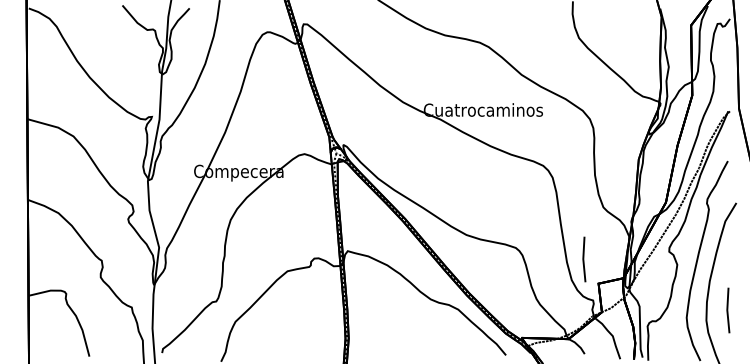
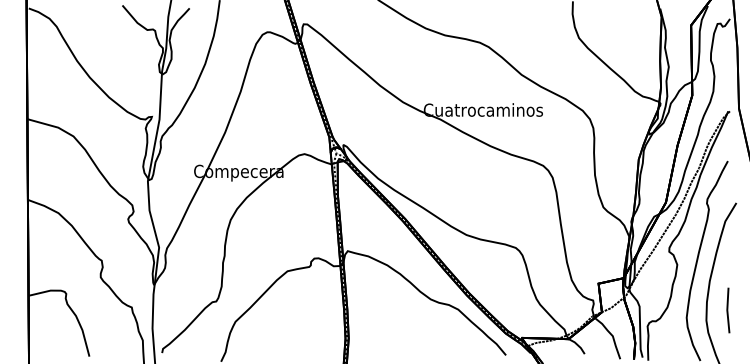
line: present -> none (584, 259)
